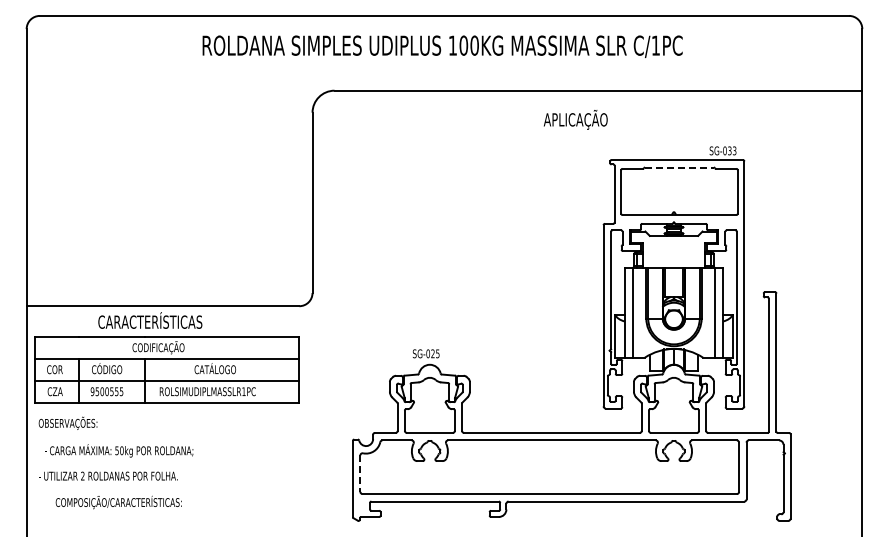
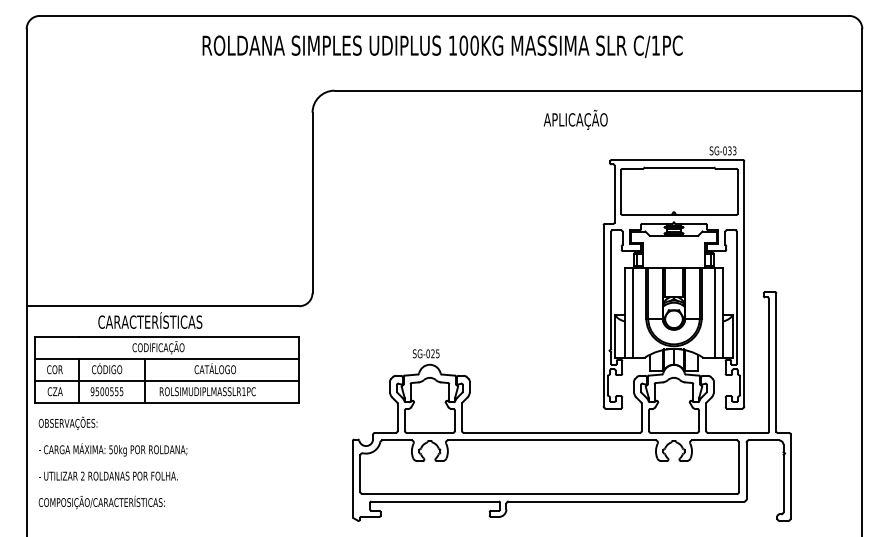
line: dashed -> solid (679, 167)
text position: (119, 450) -> (113, 449) (113, 449)
line: dashed -> solid (360, 474)
text position: (118, 502) -> (101, 502) (101, 502)
